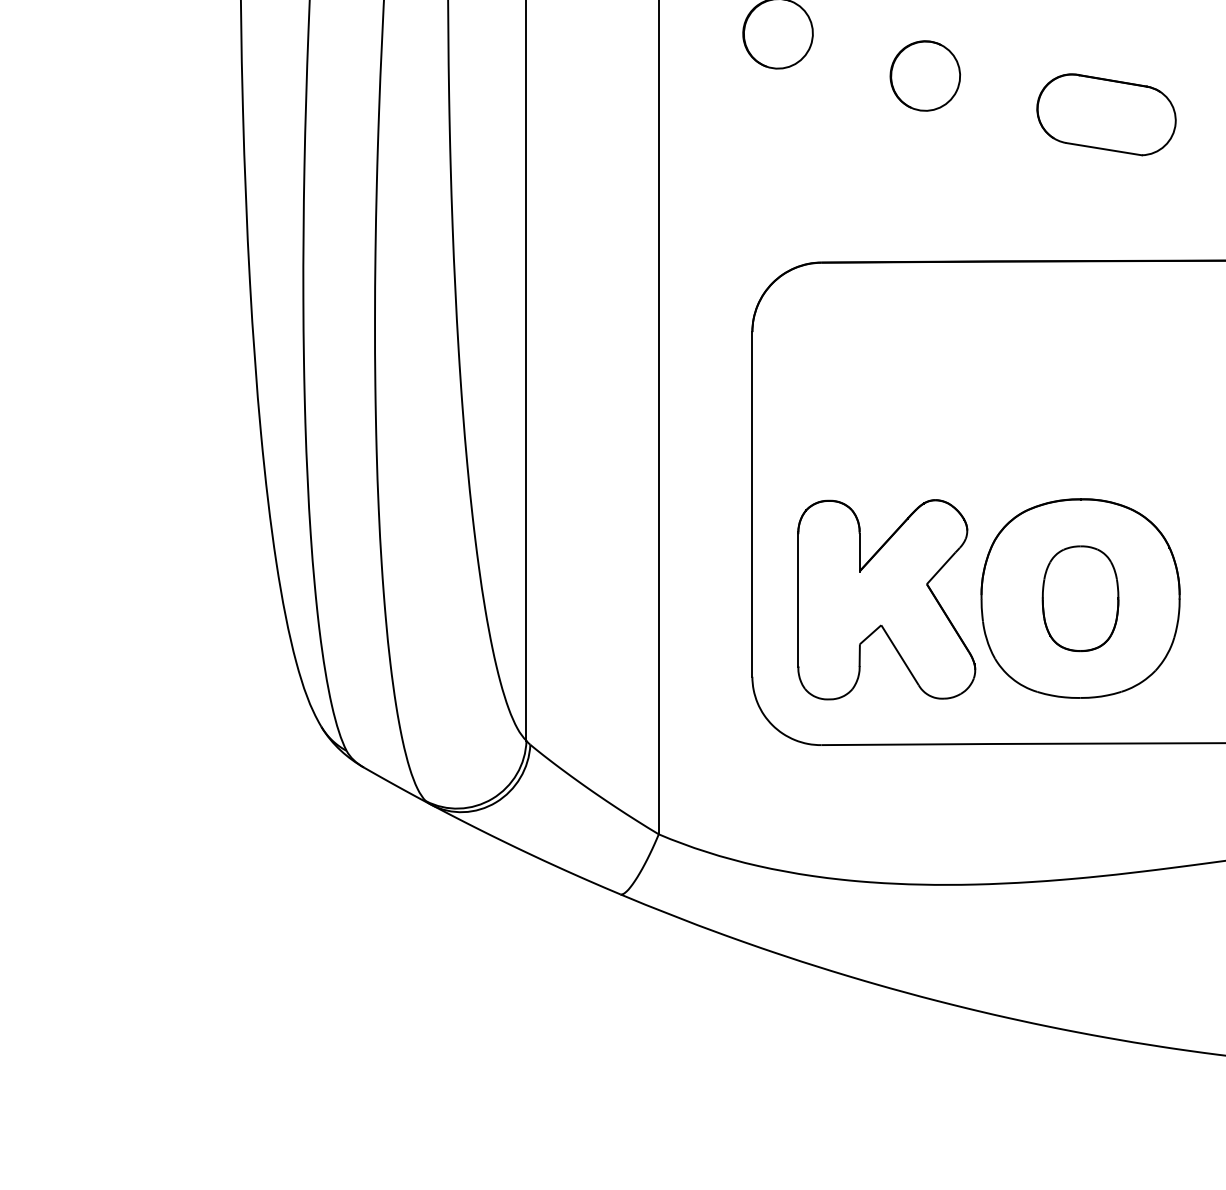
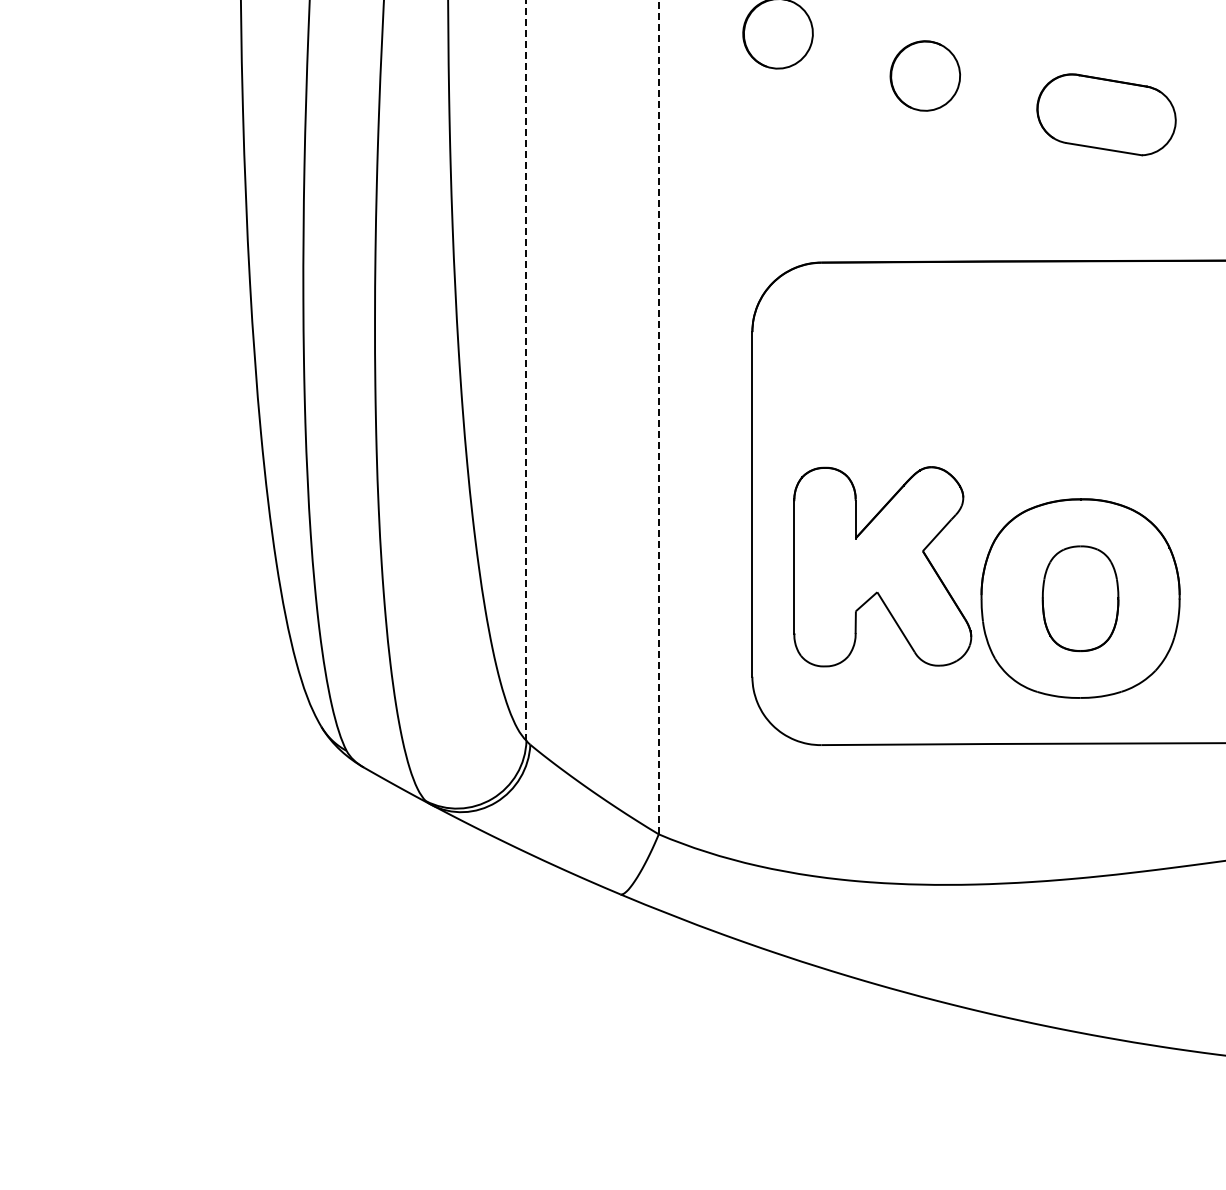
line: solid -> dashed (526, 369)
line: solid -> dashed (658, 417)
part position: (886, 599) -> (882, 566) (882, 566)
